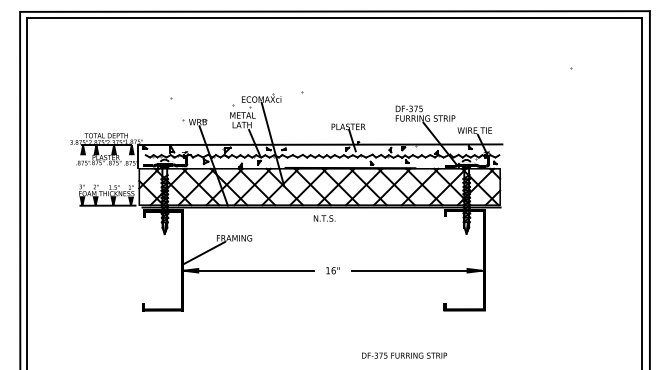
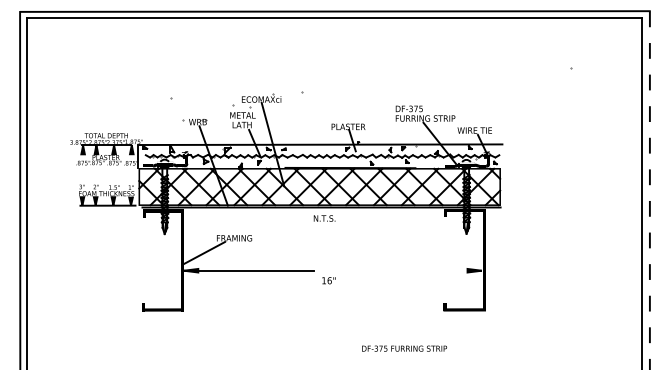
line: solid -> dashed (649, 190)
text position: (332, 270) -> (328, 280) (328, 280)
line: present -> none (416, 270)
text position: (404, 355) -> (404, 348) (404, 348)
